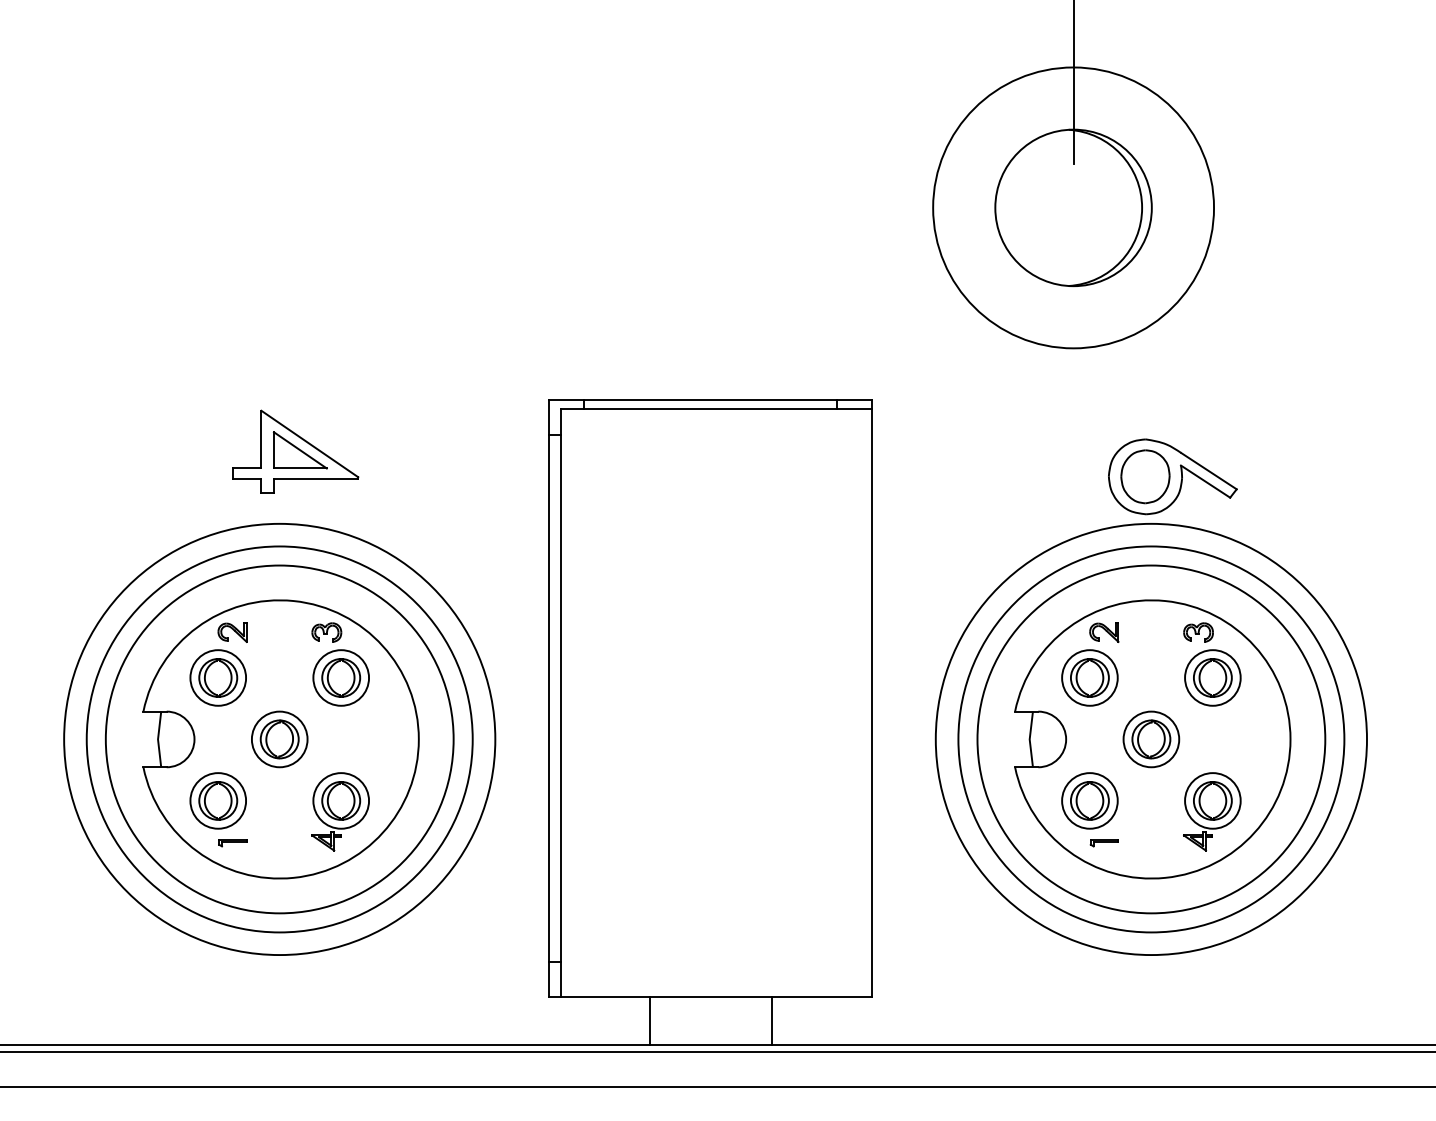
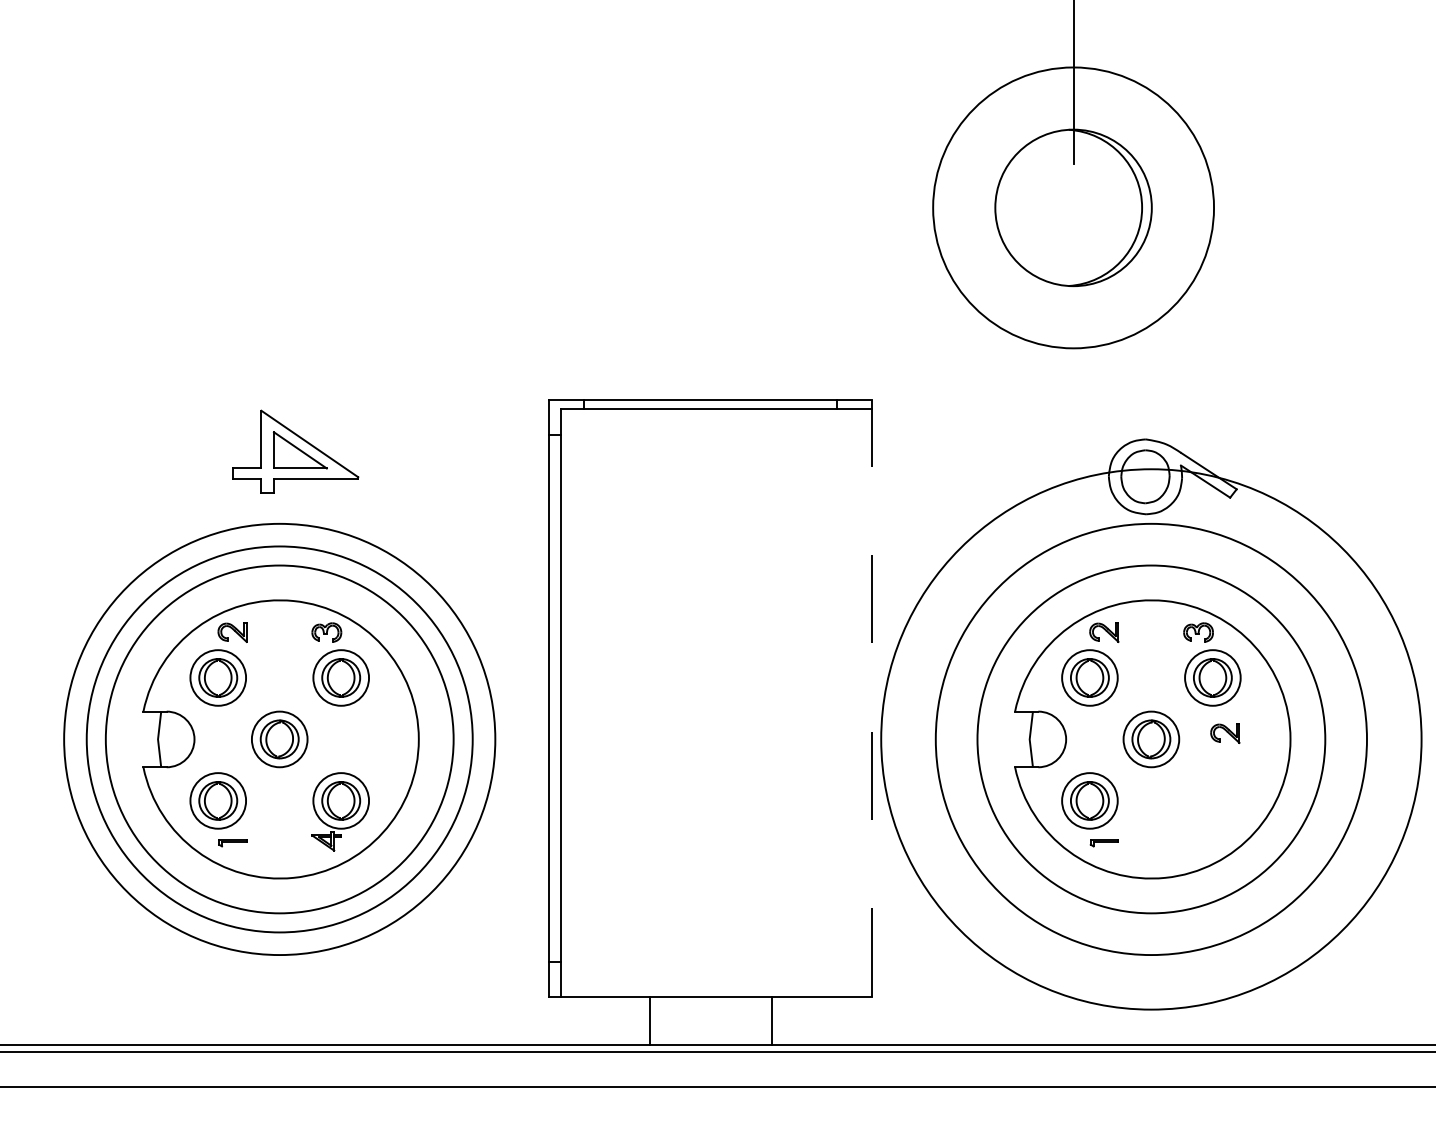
line: solid -> dashed (872, 697)
part: none -> present (1225, 733)
circle diameter: 386 px -> 540 px (1151, 739)
part: present -> none (1212, 811)
